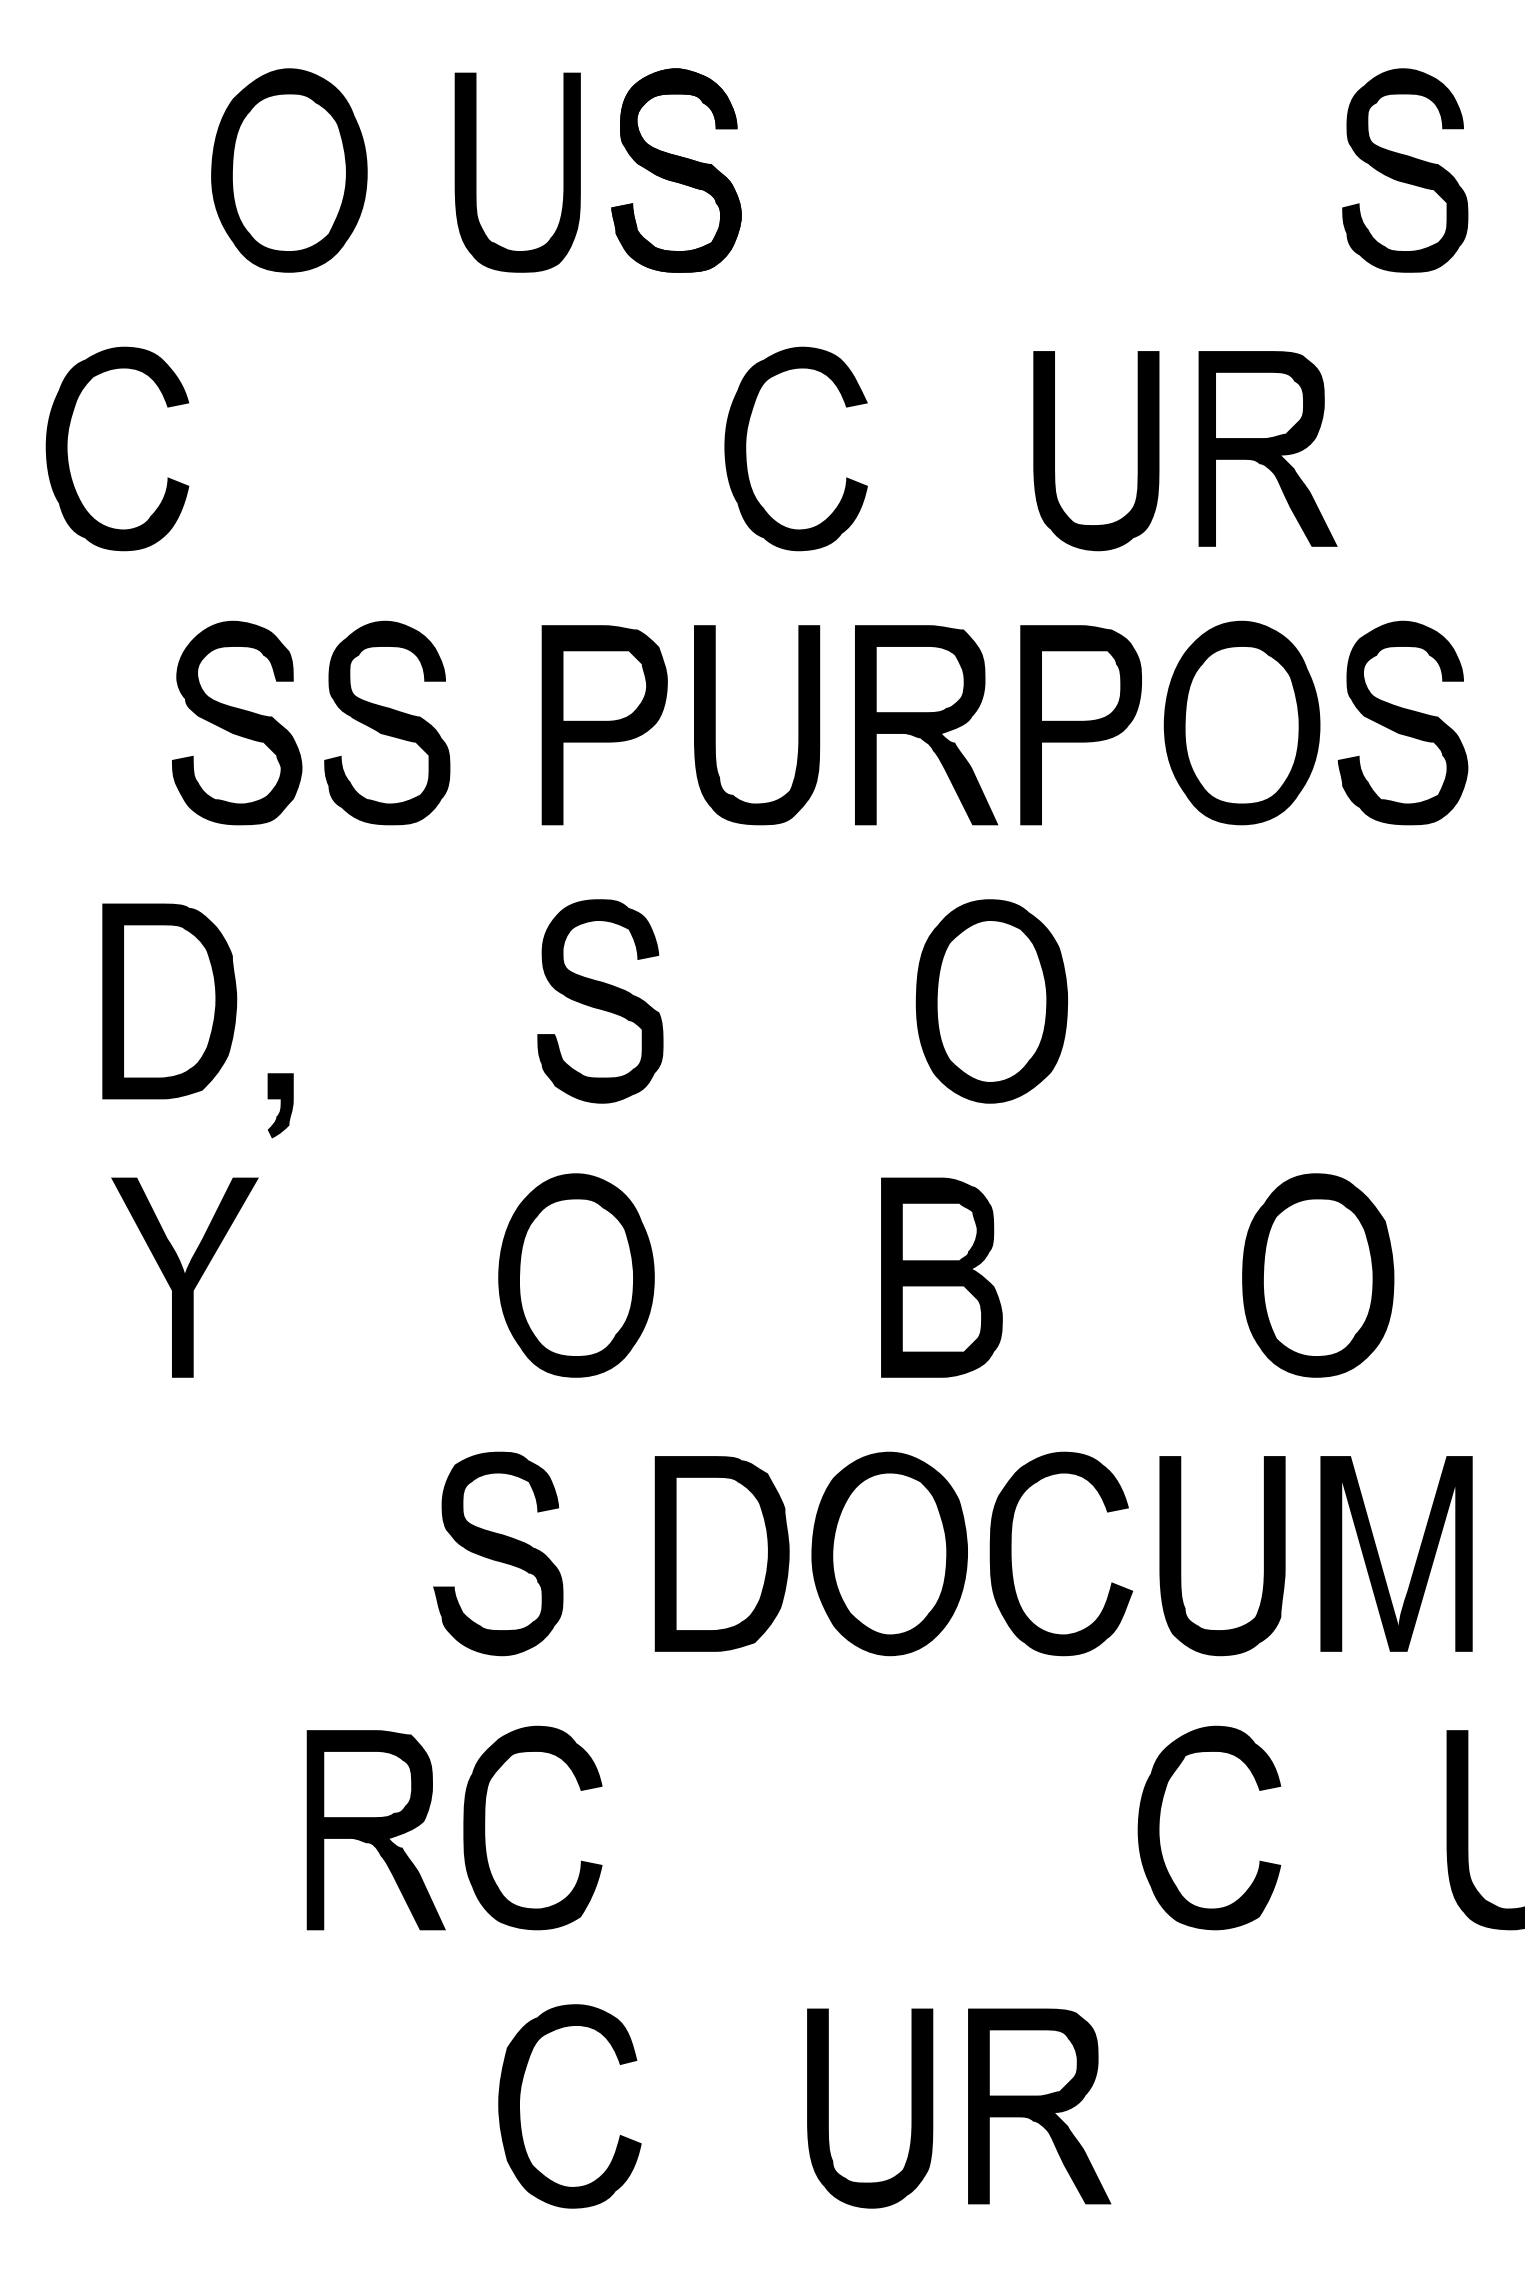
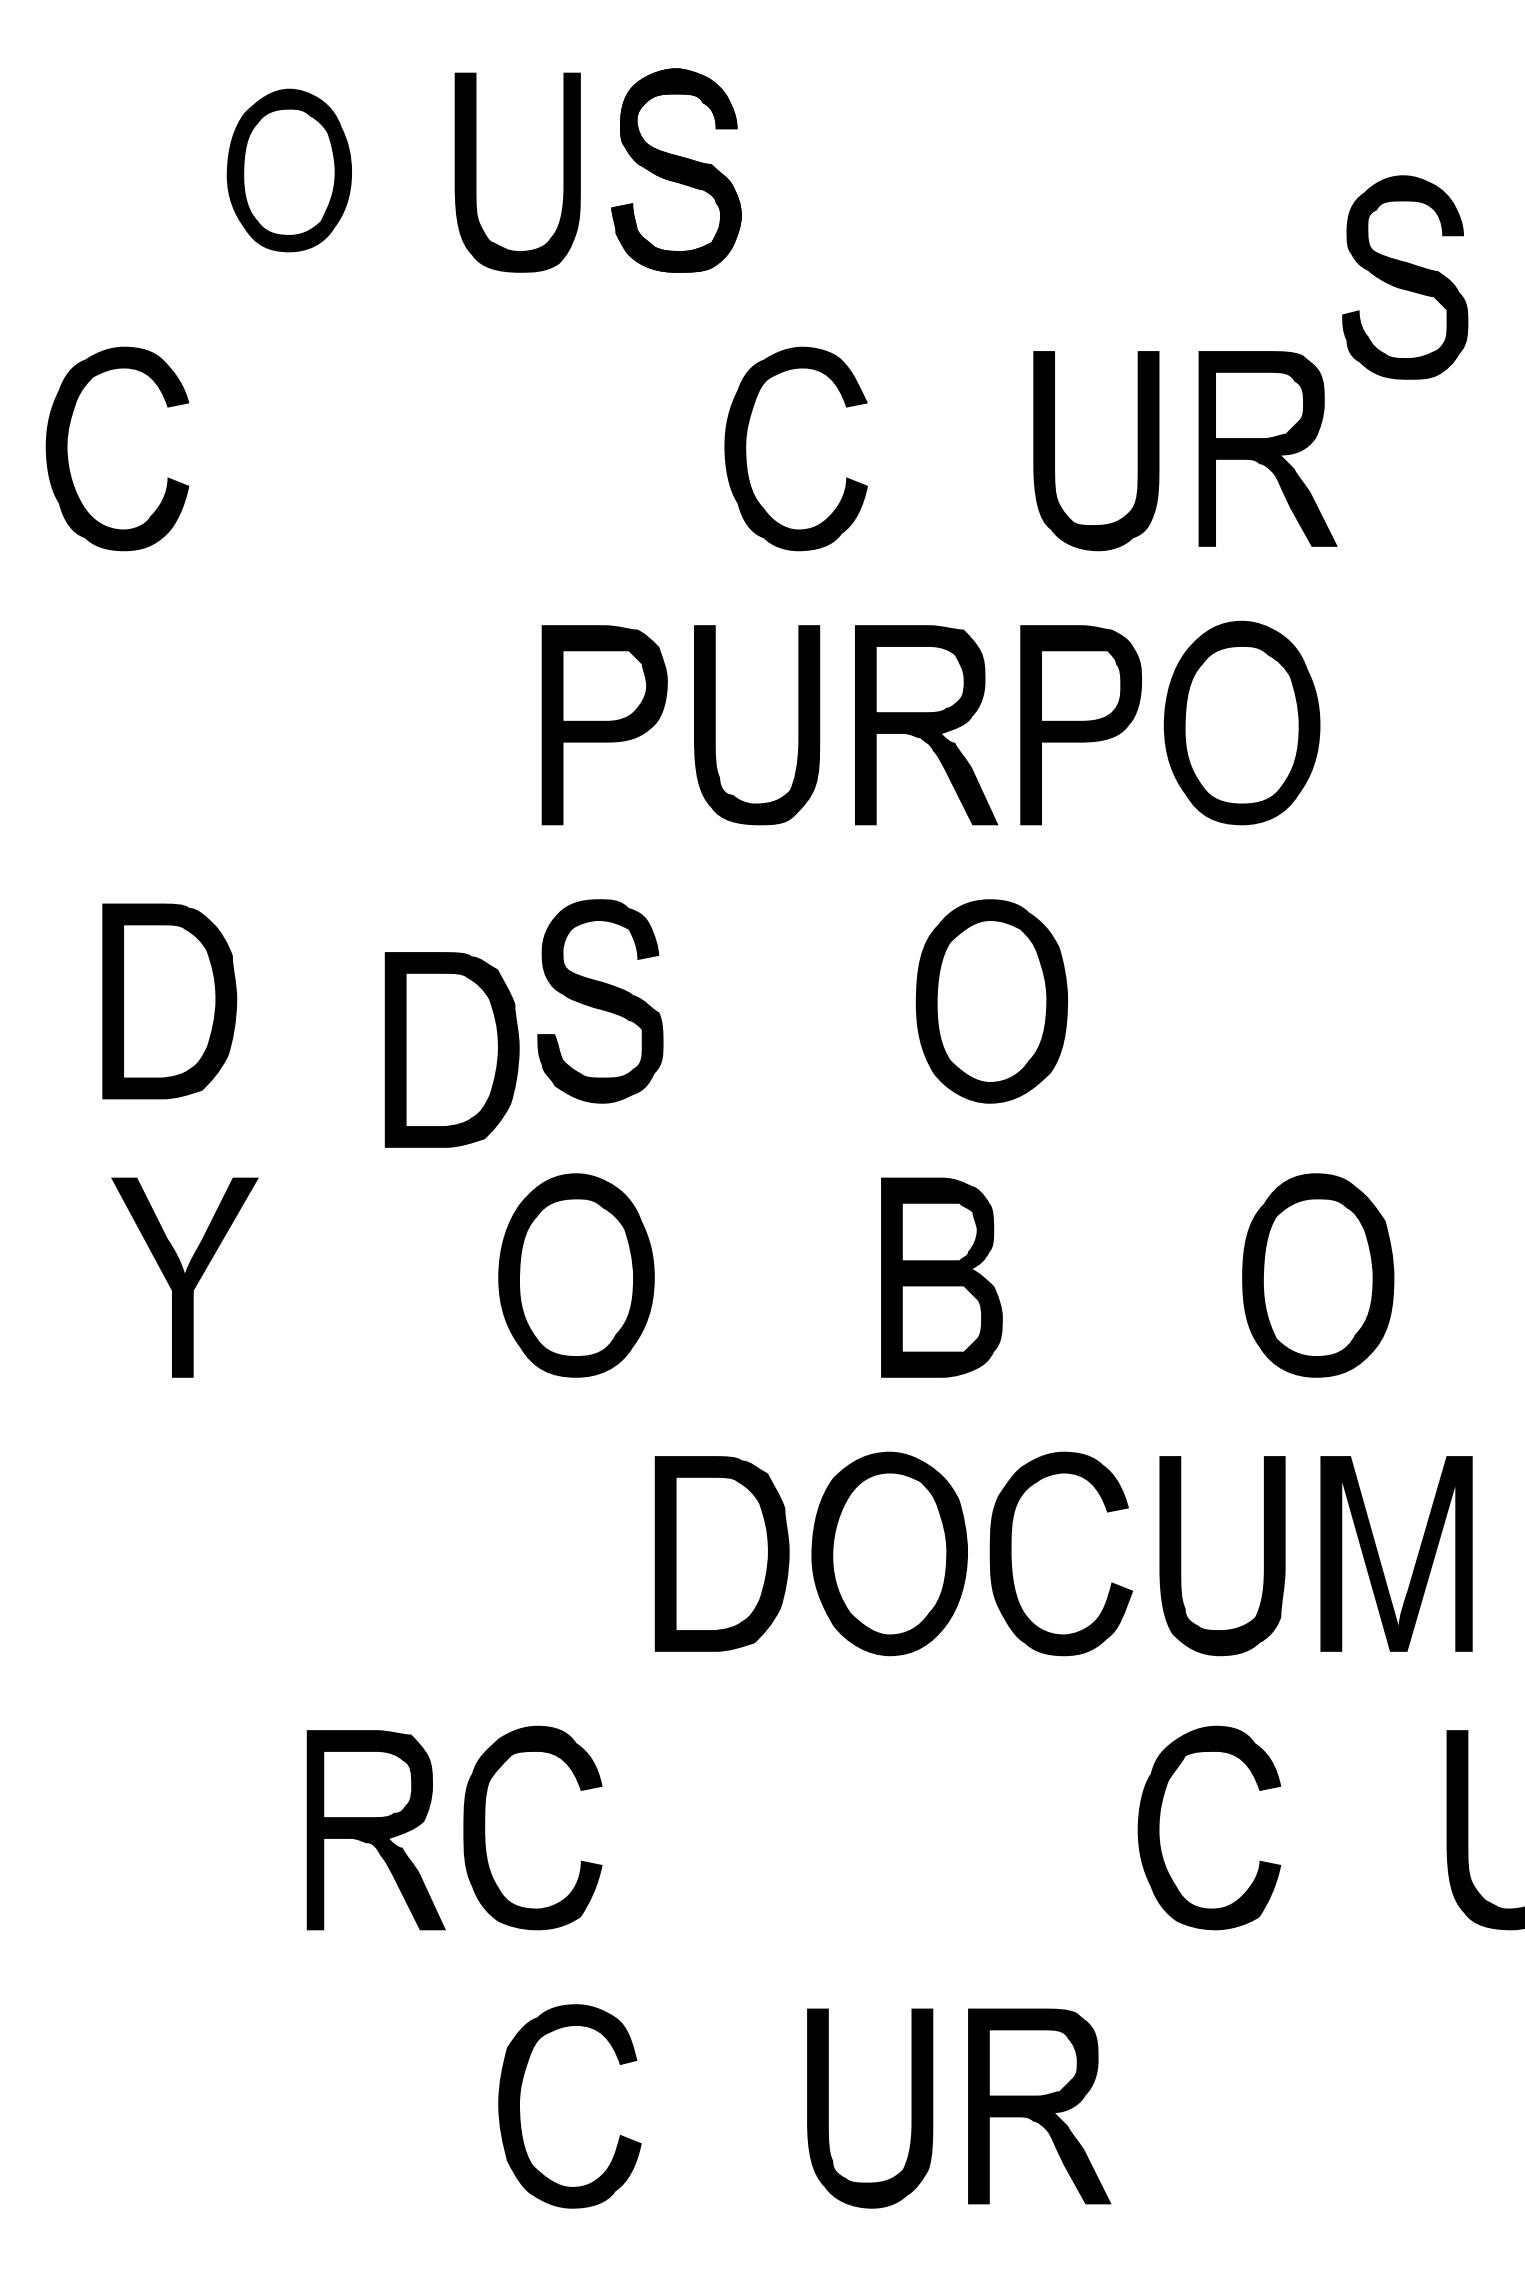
part size: 157x205 px -> 126x165 px (288, 170)
part position: (1405, 170) -> (1405, 277) (1405, 277)
fill: present -> none (236, 722)
fill: present -> none (387, 722)
part: present -> none (1402, 722)
part: none -> present (451, 1049)
part: present -> none (280, 1105)
fill: present -> none (497, 1553)
